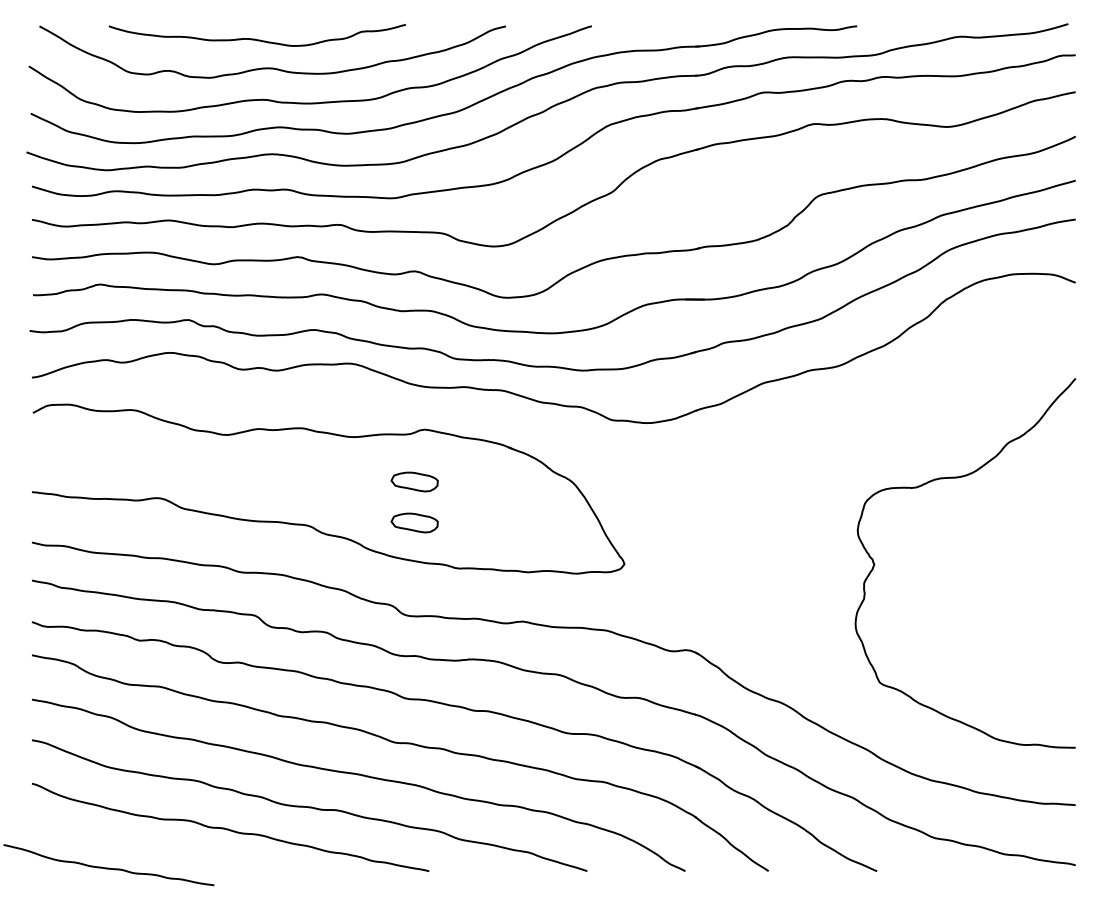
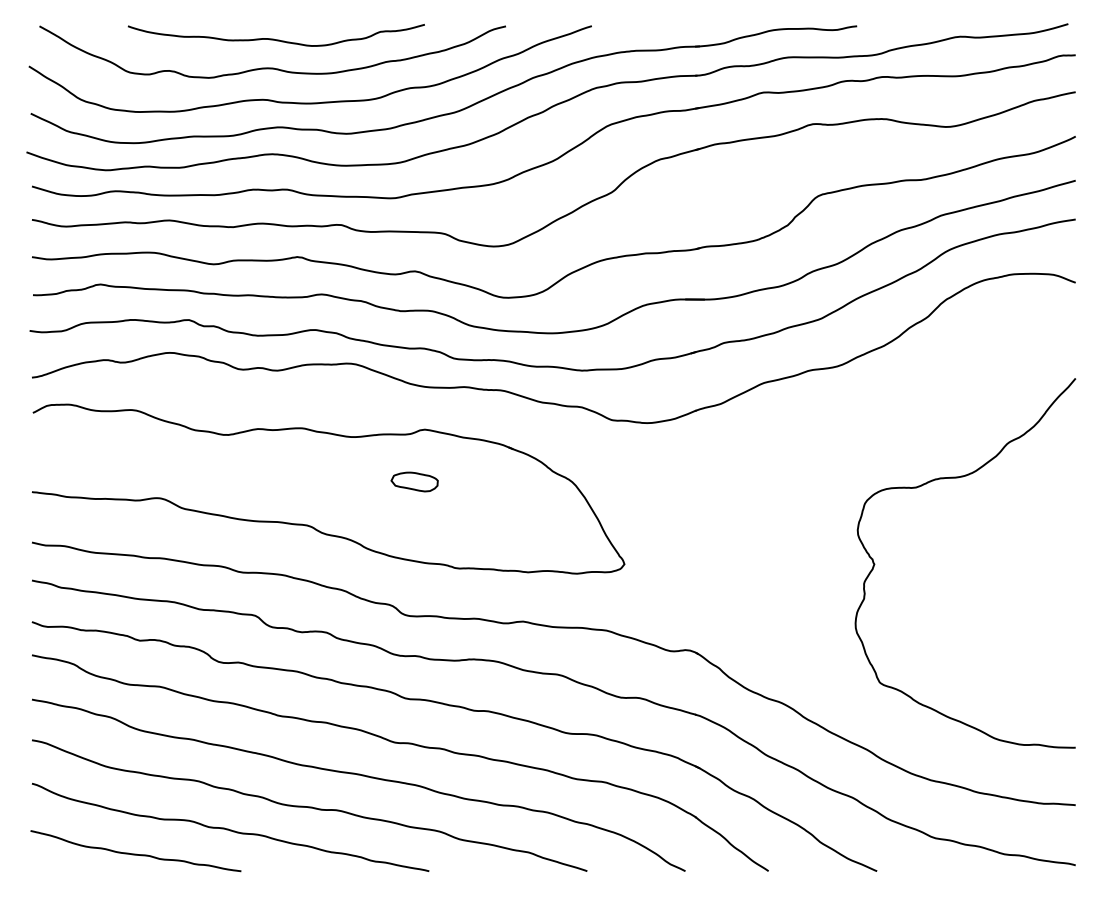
curve position: (254, 38) -> (273, 38) (273, 38)
part: present -> none (414, 522)
curve position: (108, 867) -> (135, 853) (135, 853)
